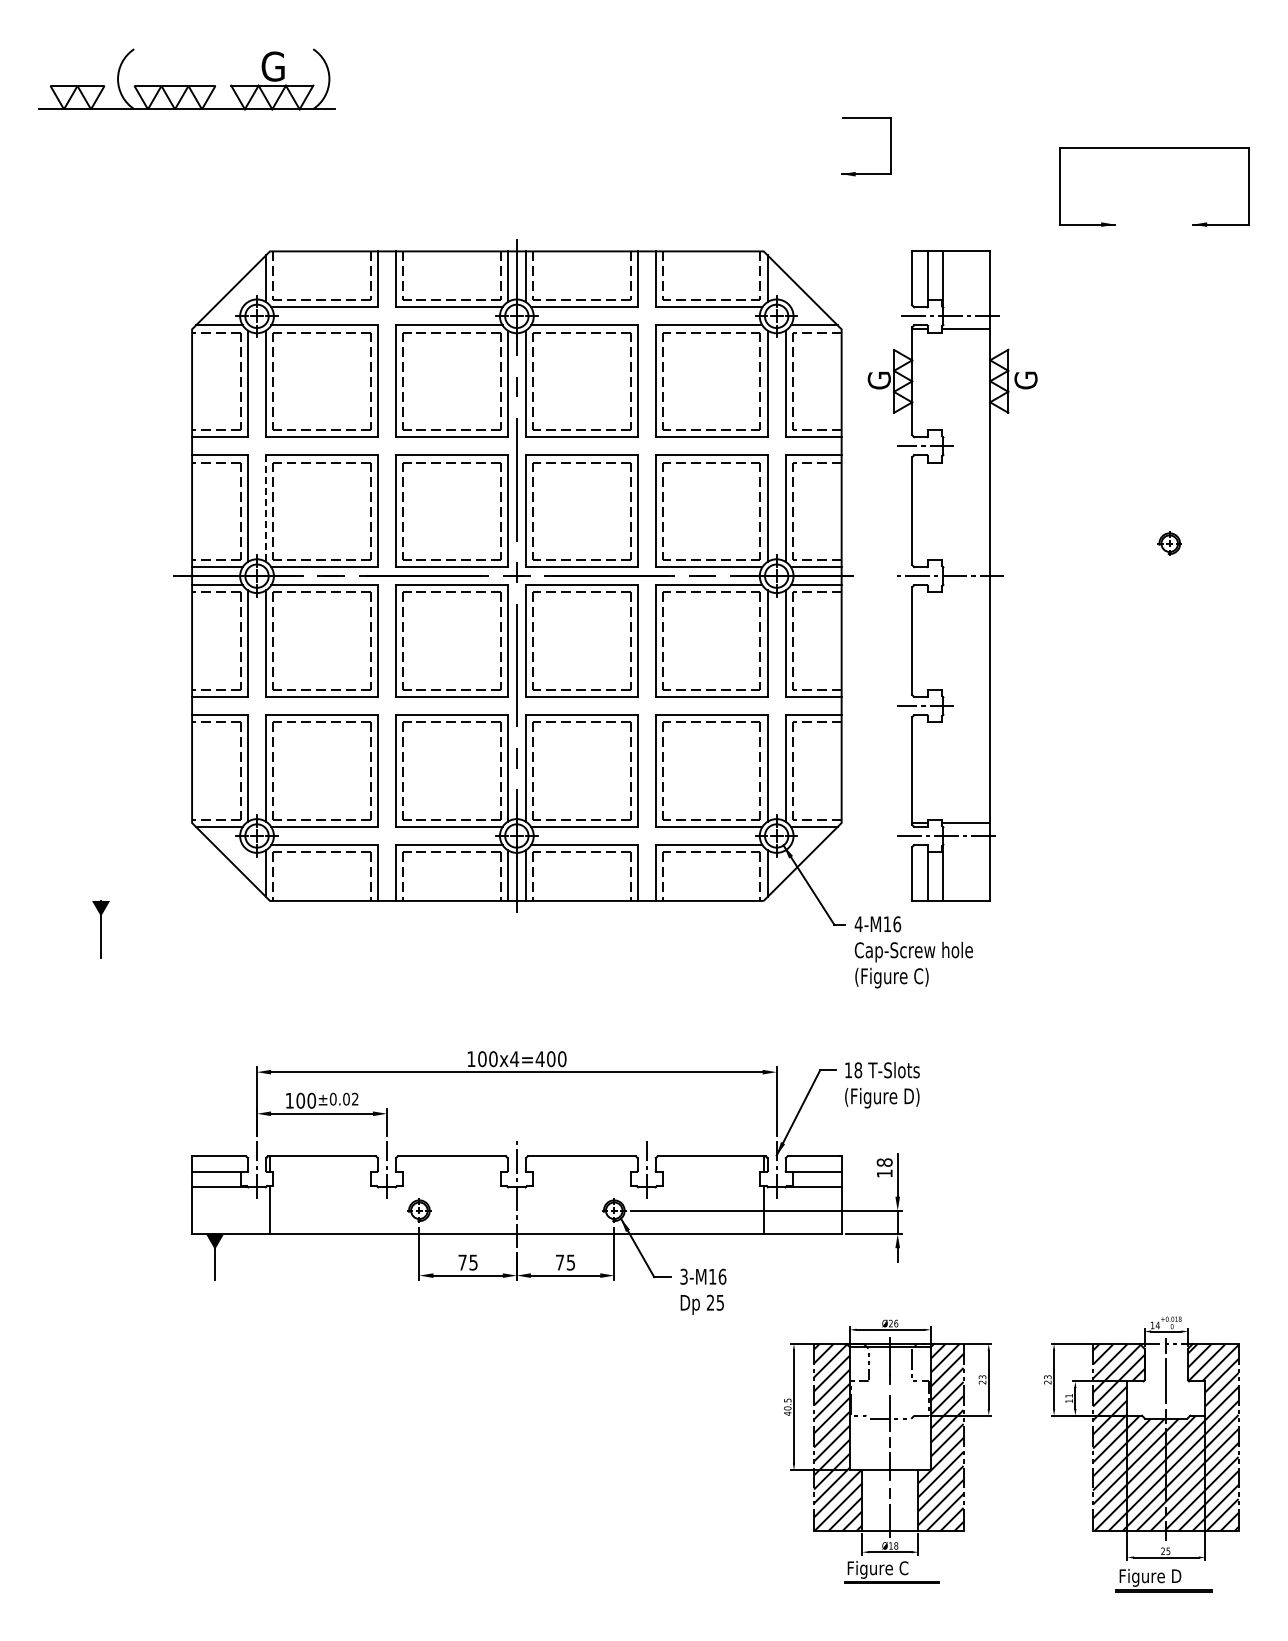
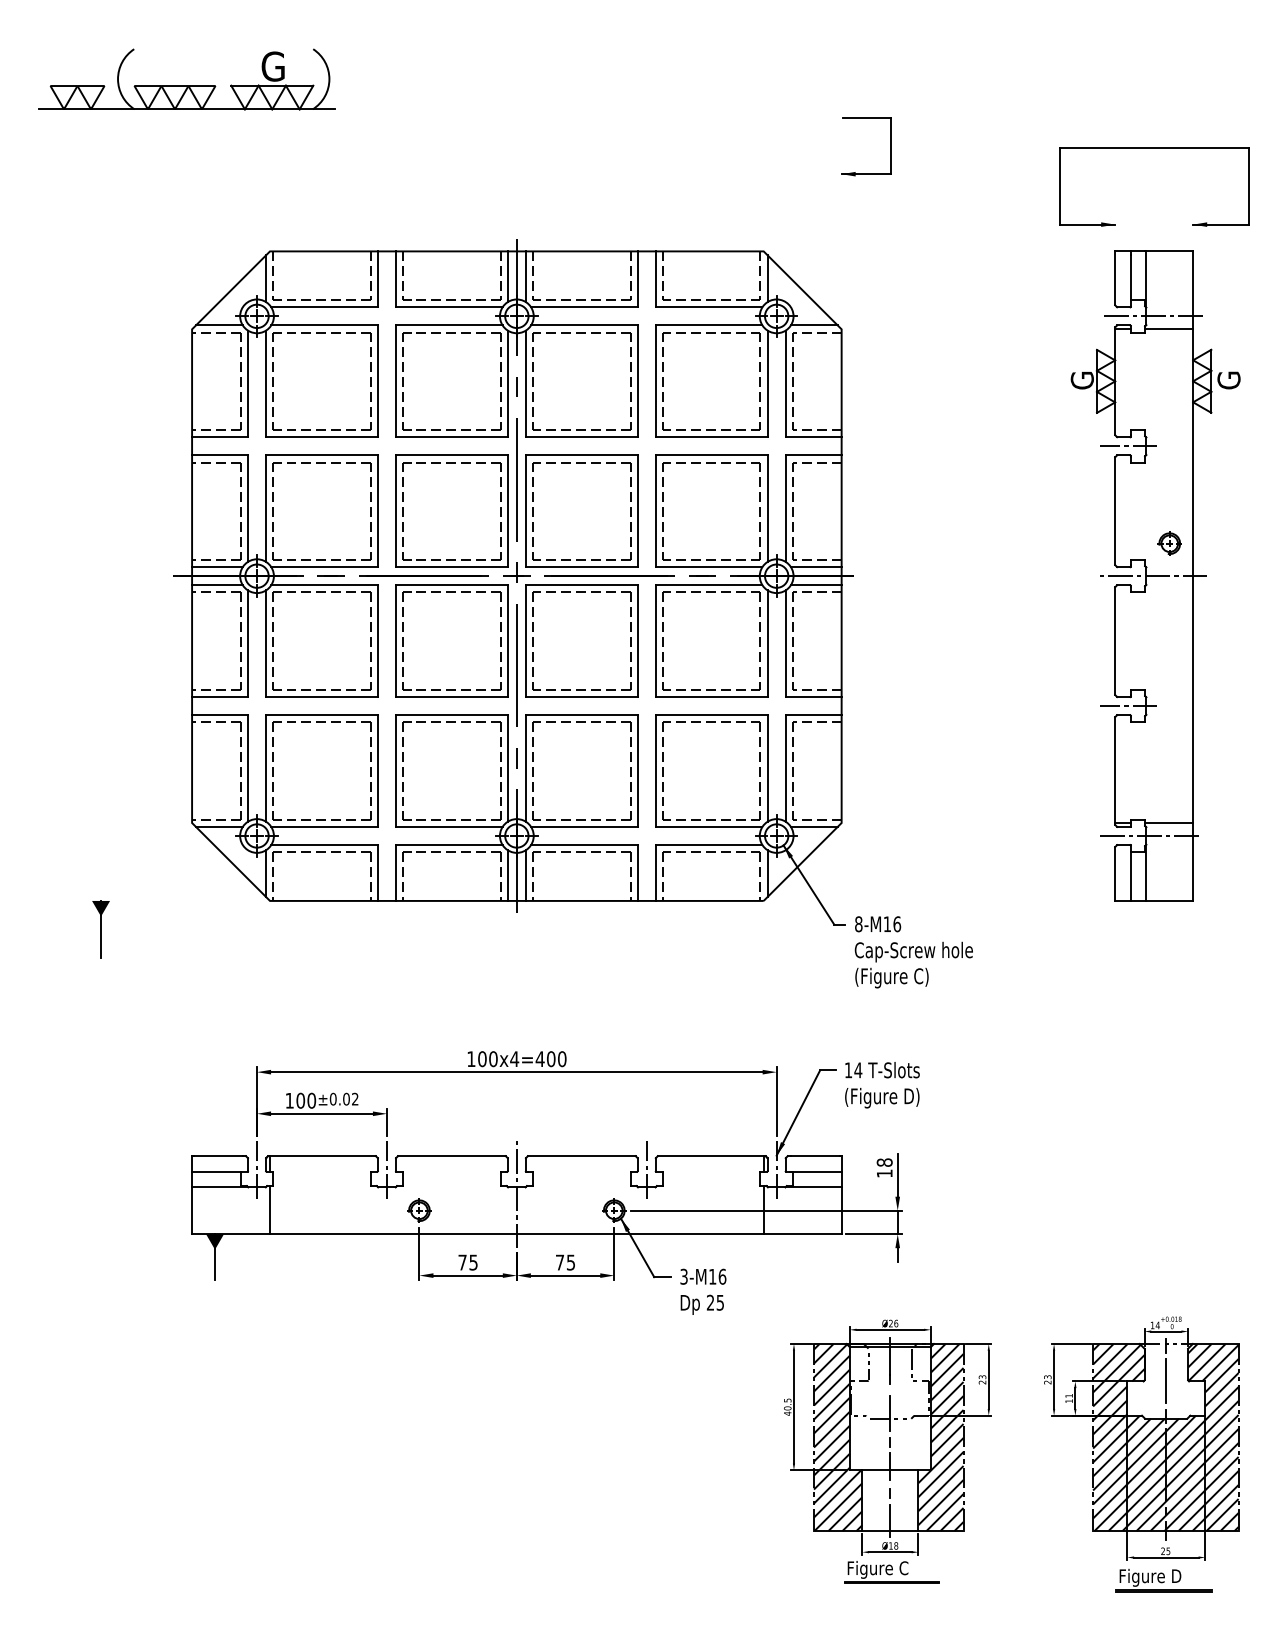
line: dashed -> solid (266, 509)
part position: (952, 575) -> (1155, 575) (1155, 575)
text: 4-M16 -> 8-M16 (858, 924)
text: 18 -> 14 (858, 1070)
